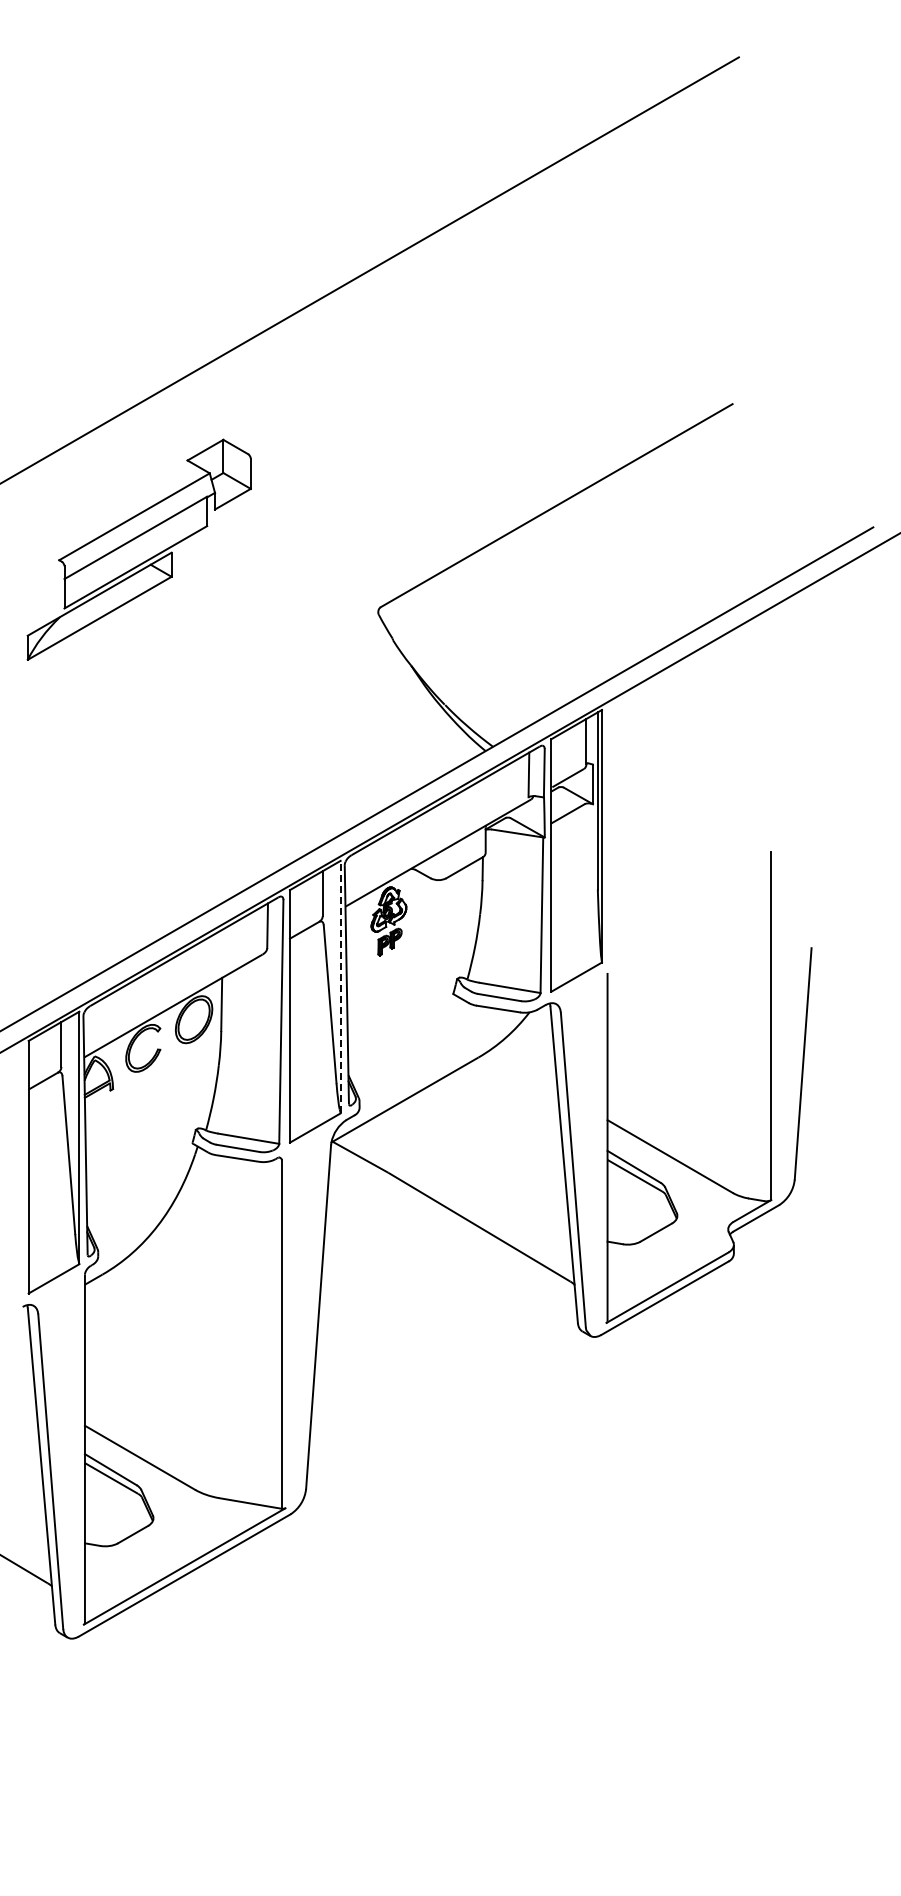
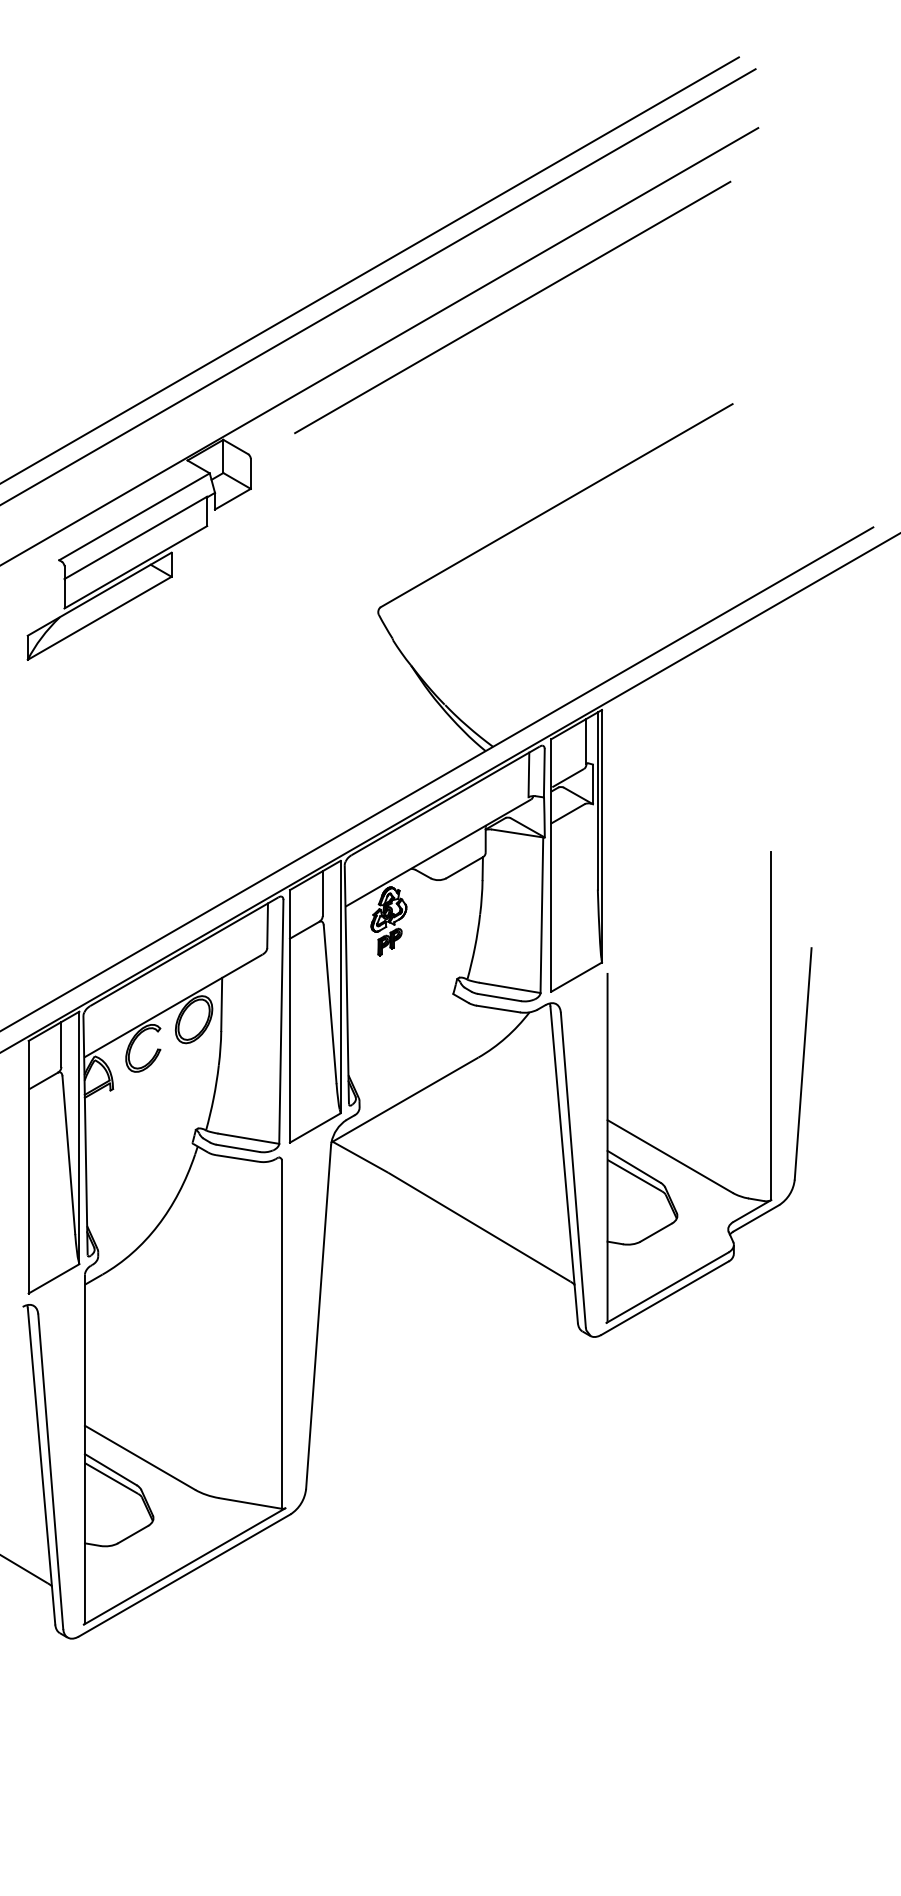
line: none -> present (378, 286)
line: none -> present (512, 307)
line: none -> present (380, 346)
line: dashed -> solid (340, 986)
